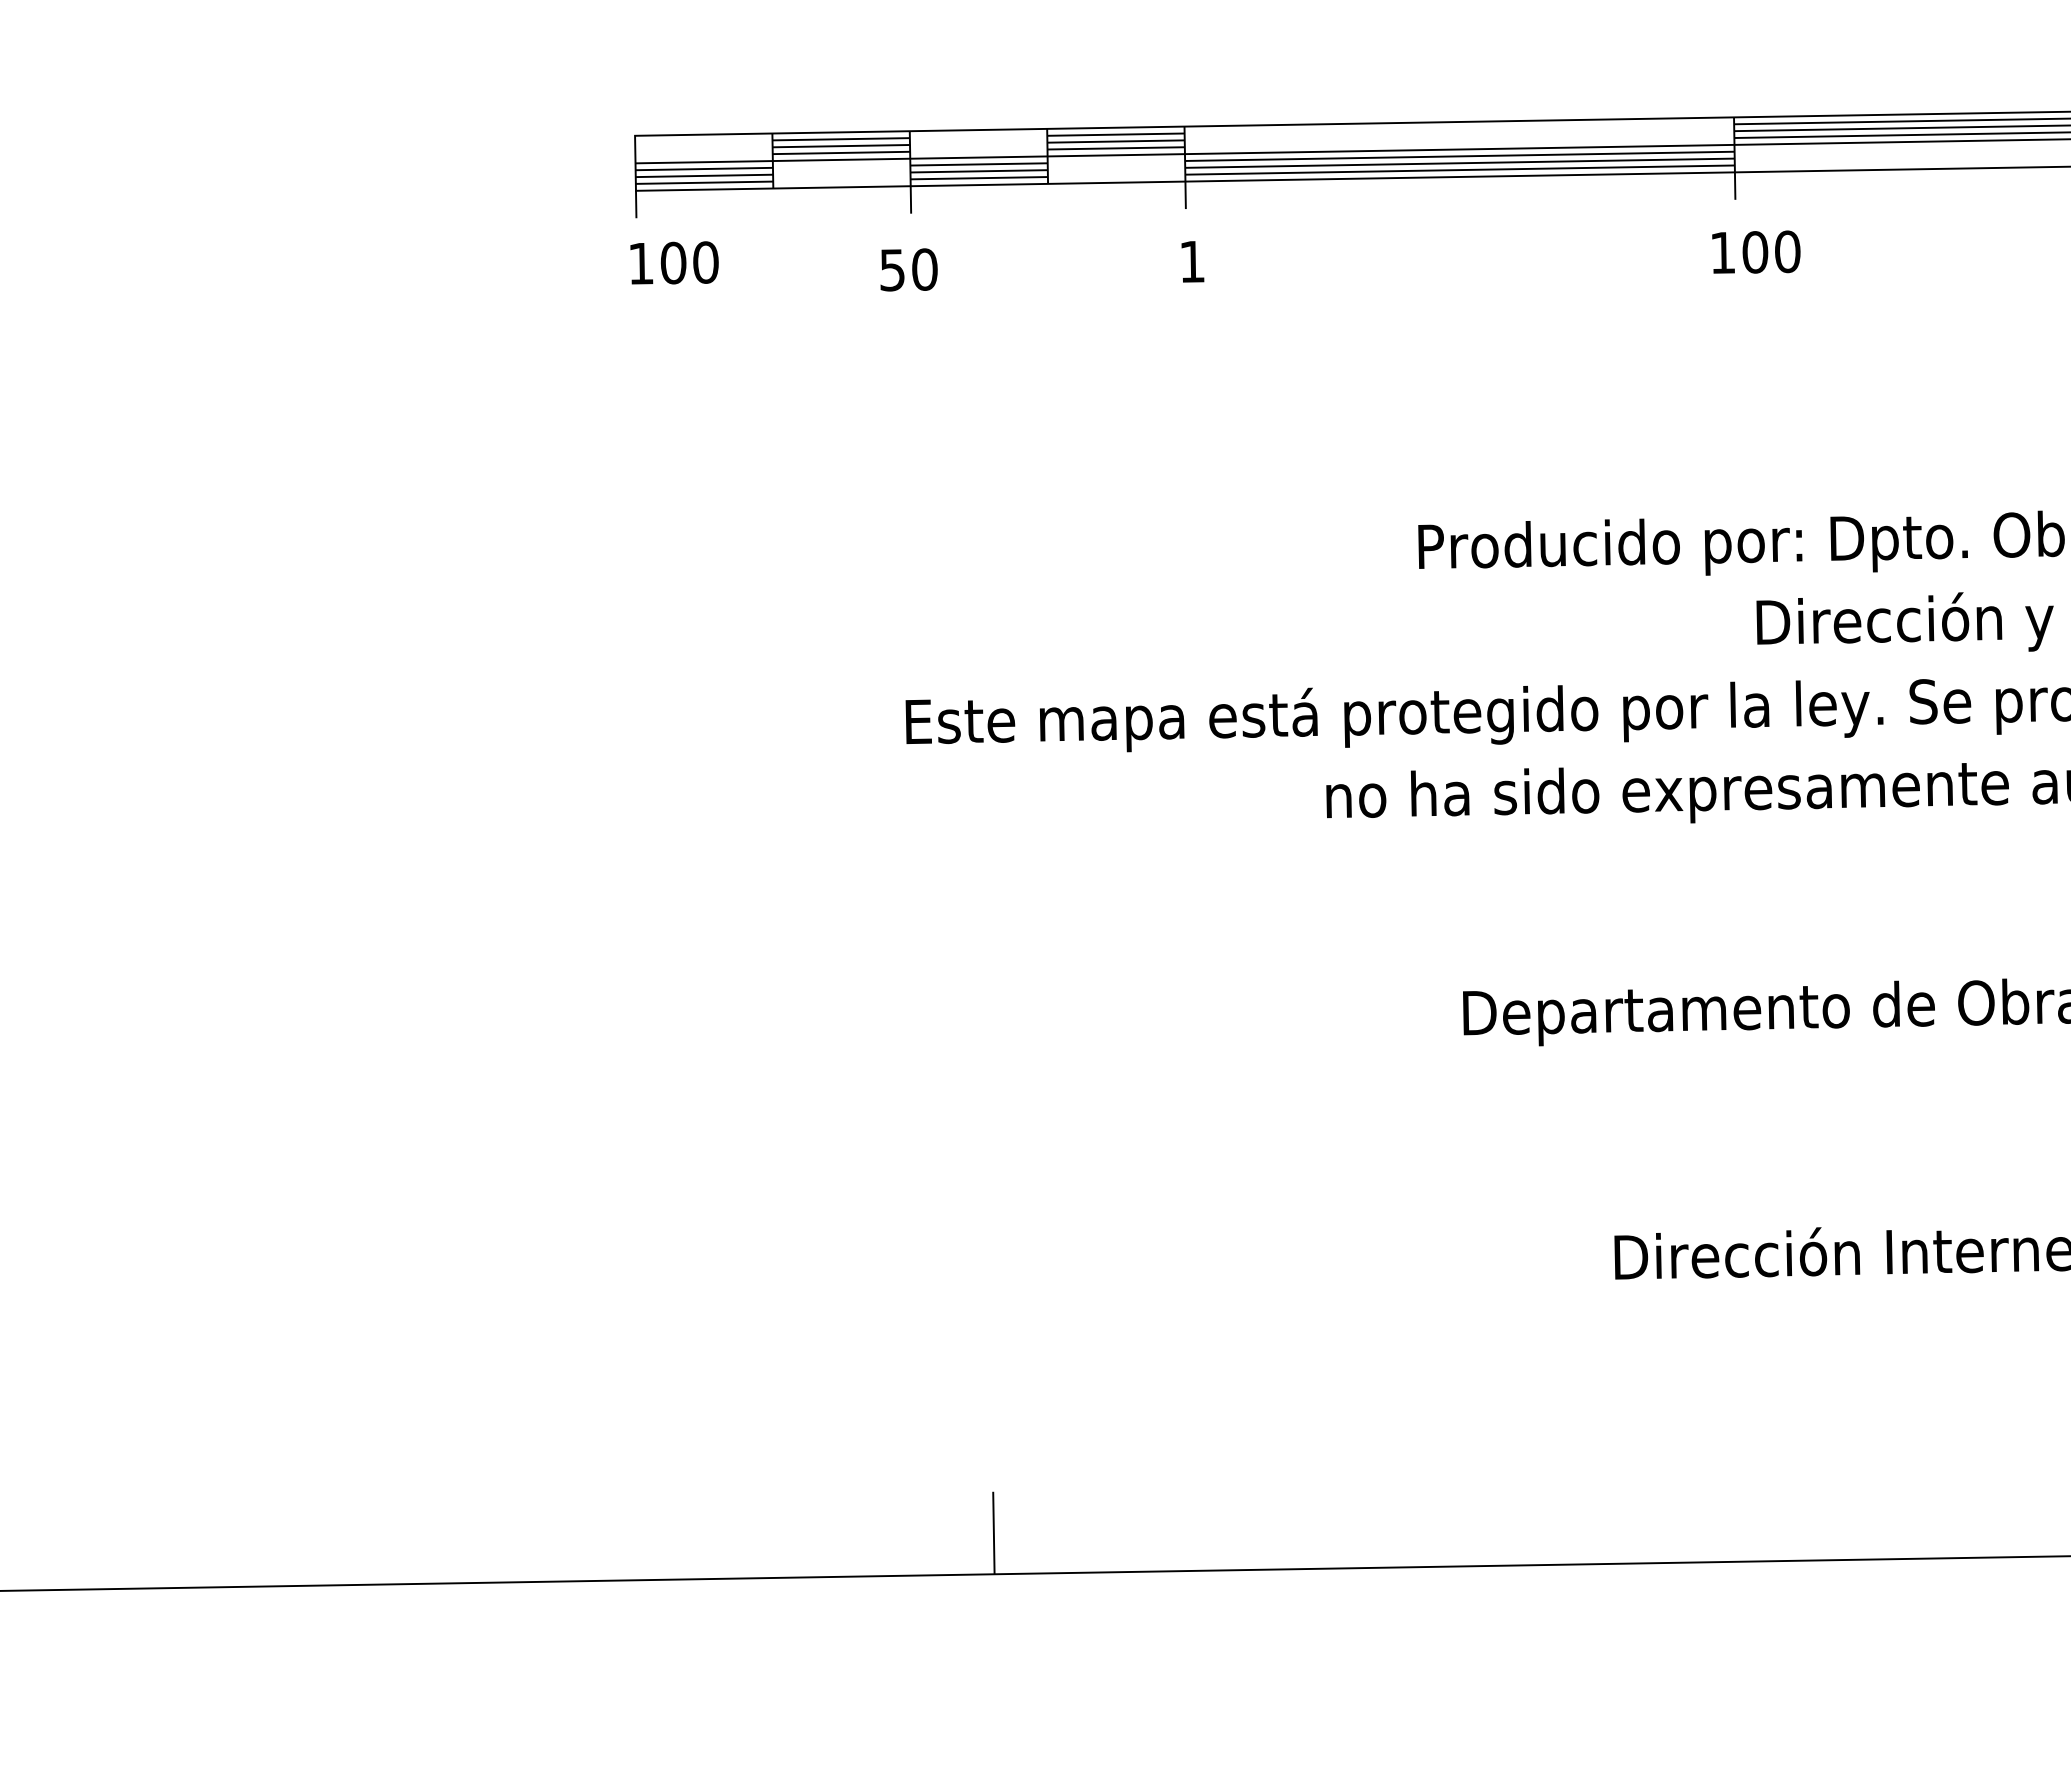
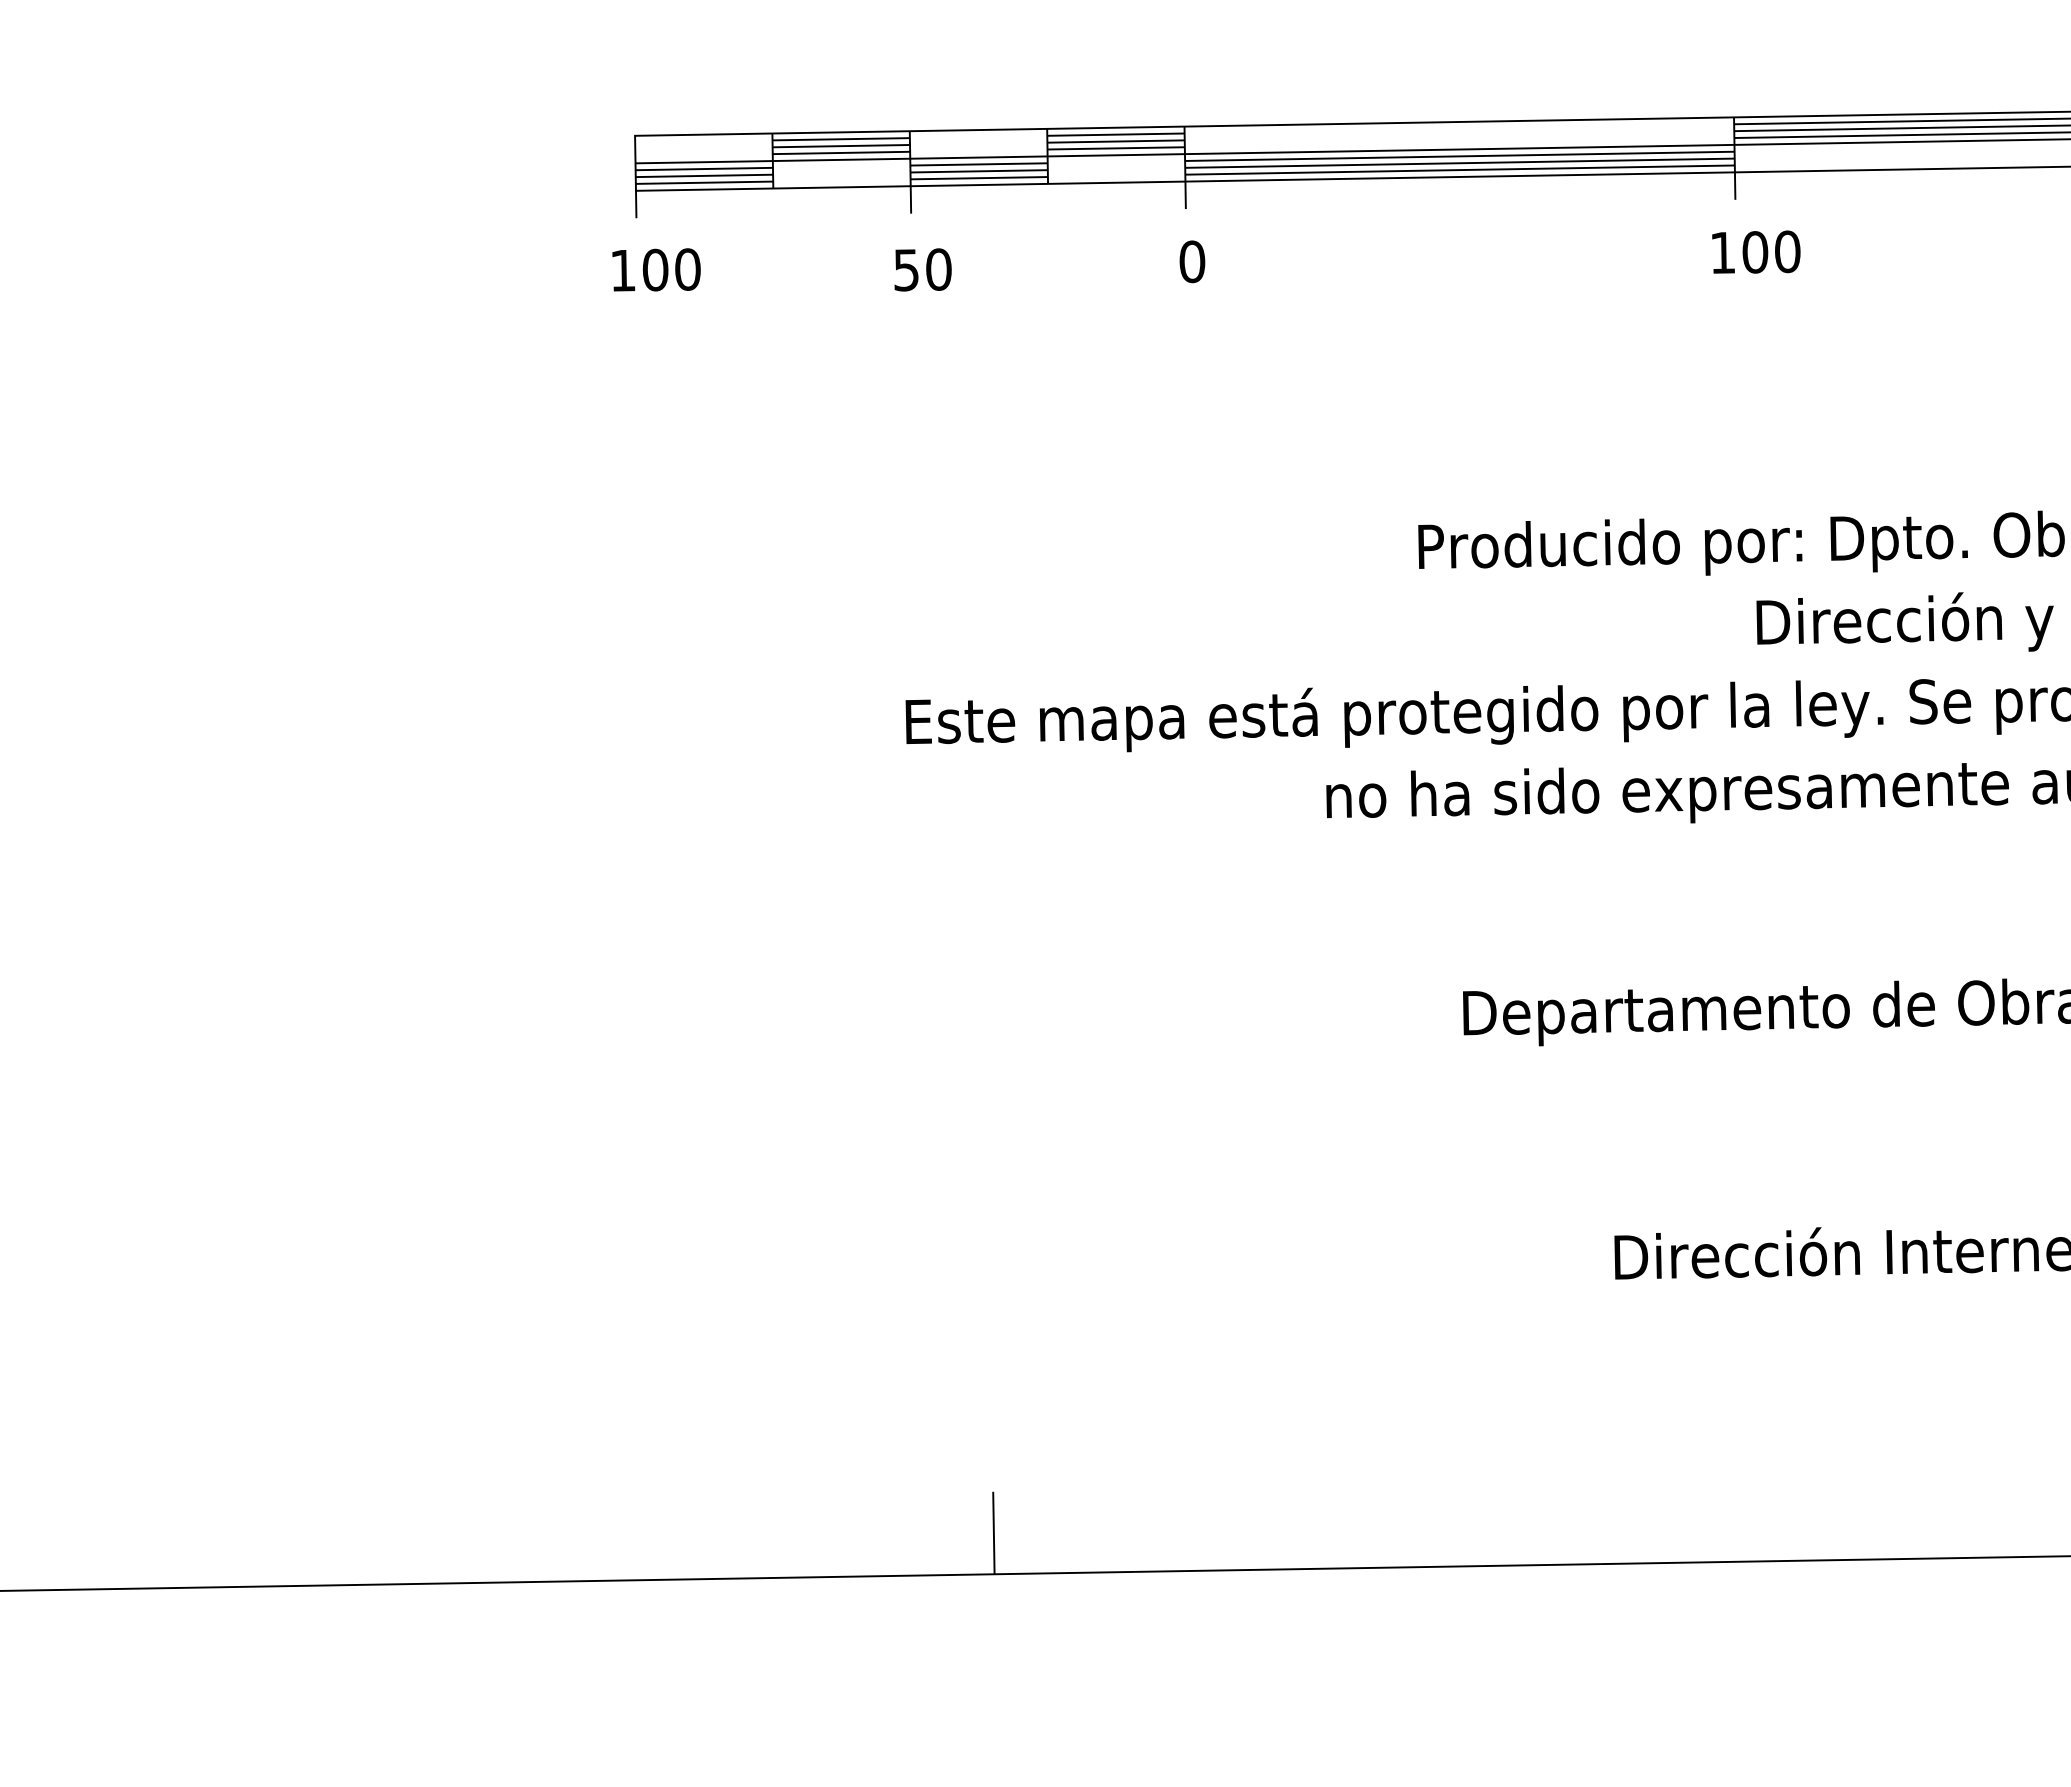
text: 1 -> 0 (1192, 261)
text position: (674, 262) -> (656, 269) (656, 269)
text position: (908, 269) -> (922, 269) (922, 269)
